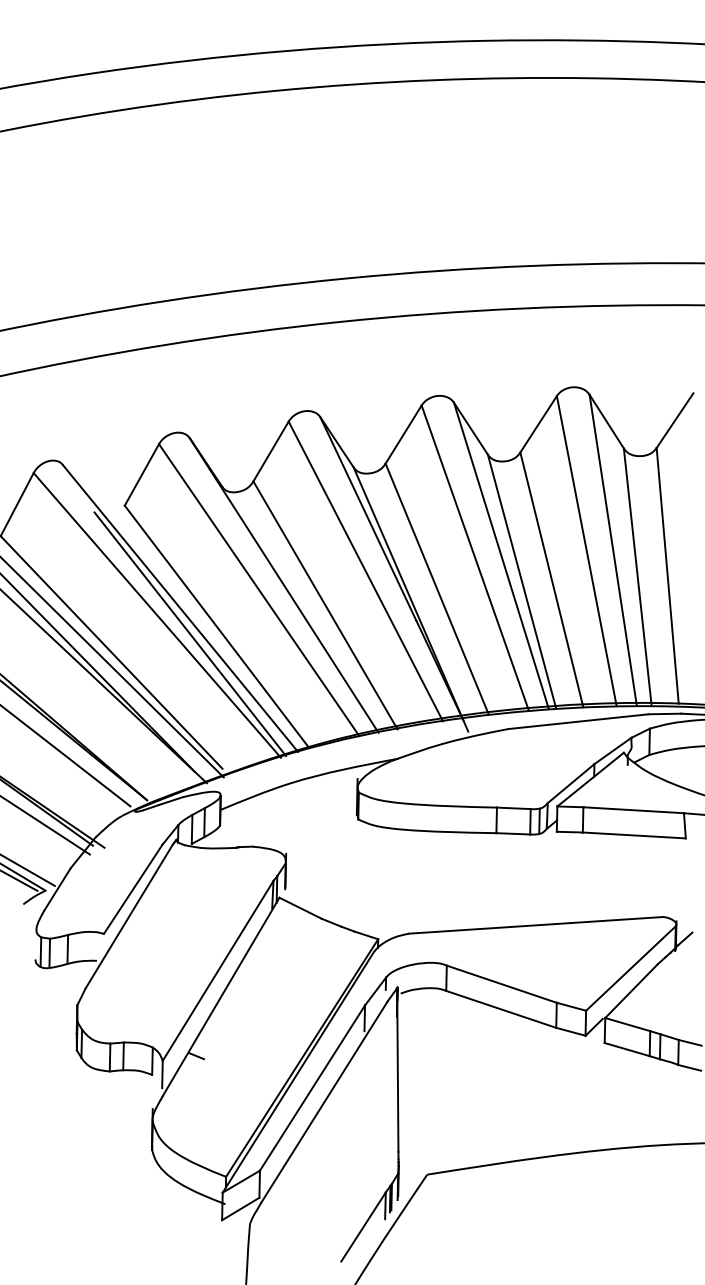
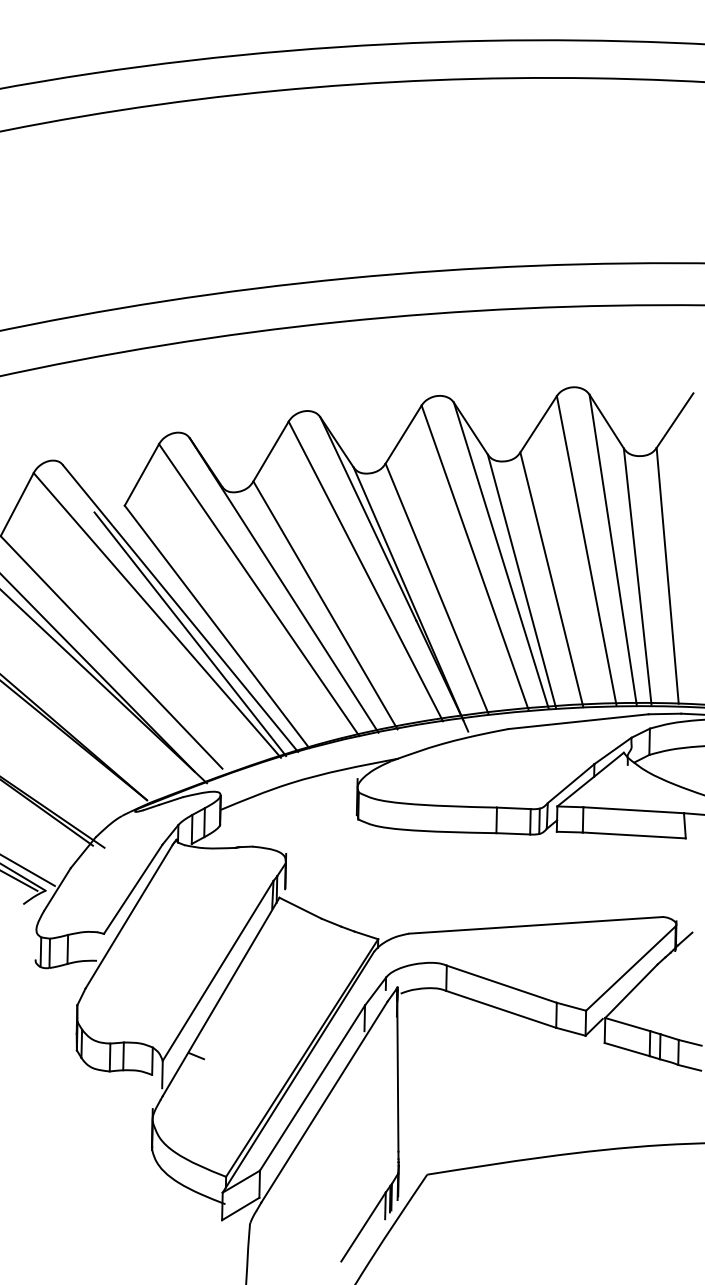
line: present -> none (112, 667)
line: present -> none (66, 756)
line: present -> none (45, 825)
